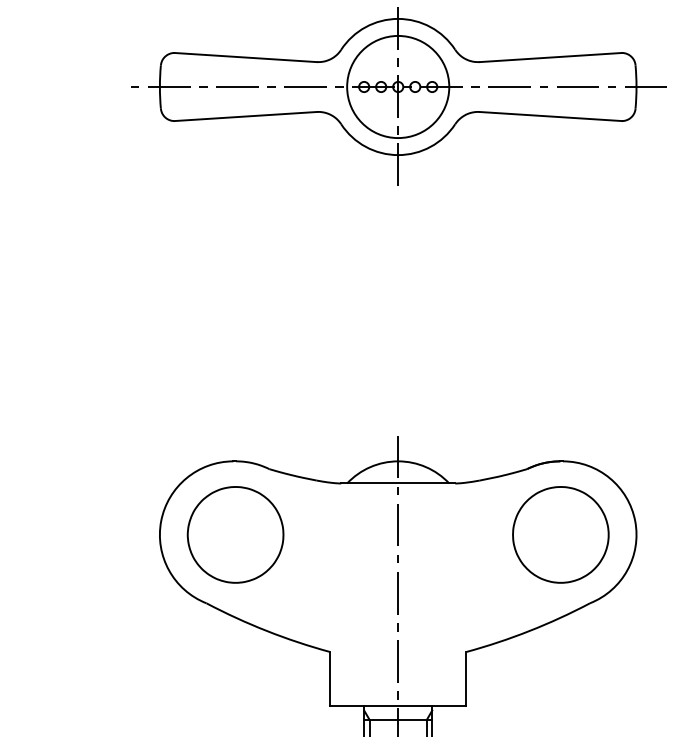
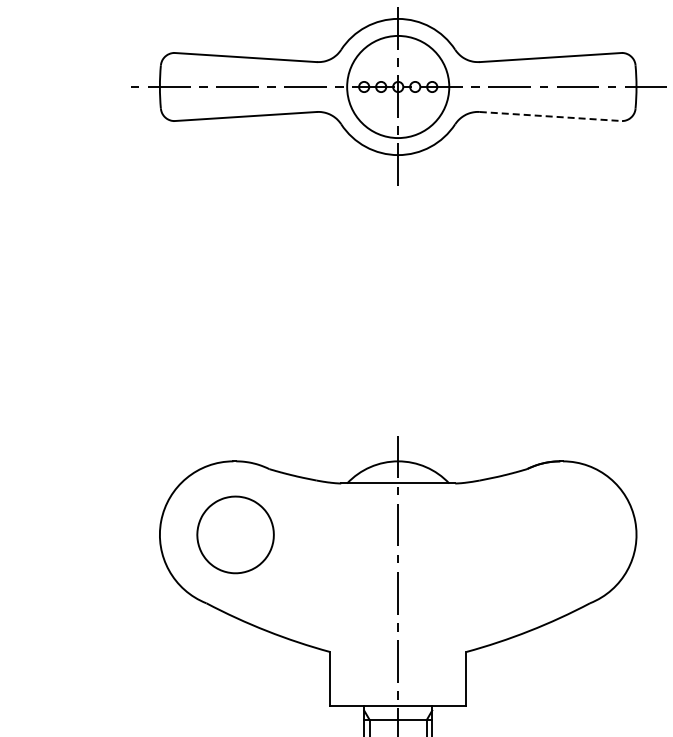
line: solid -> dashed (551, 116)
part size: 99x98 px -> 79x80 px (235, 534)
part: present -> none (560, 534)
